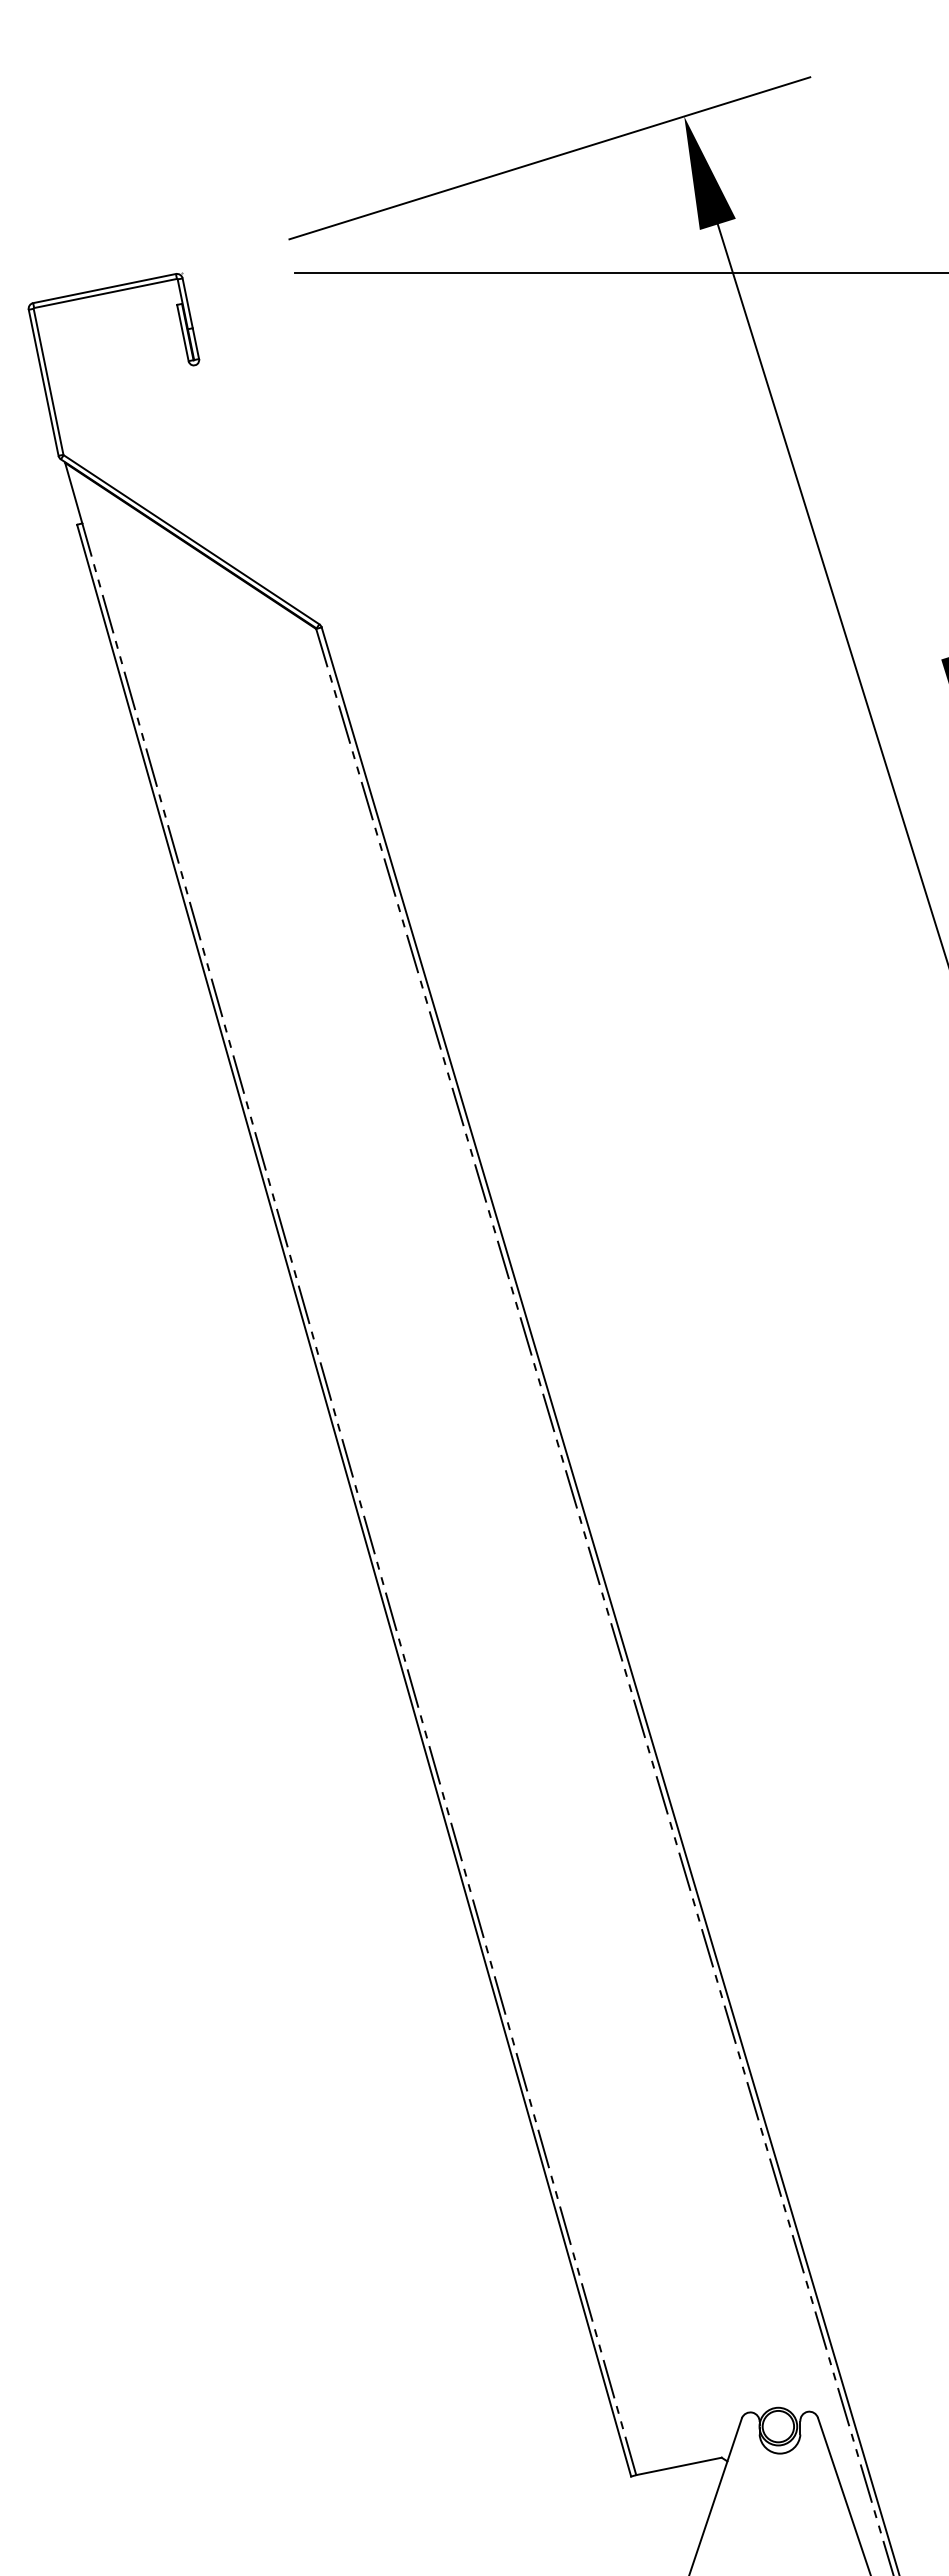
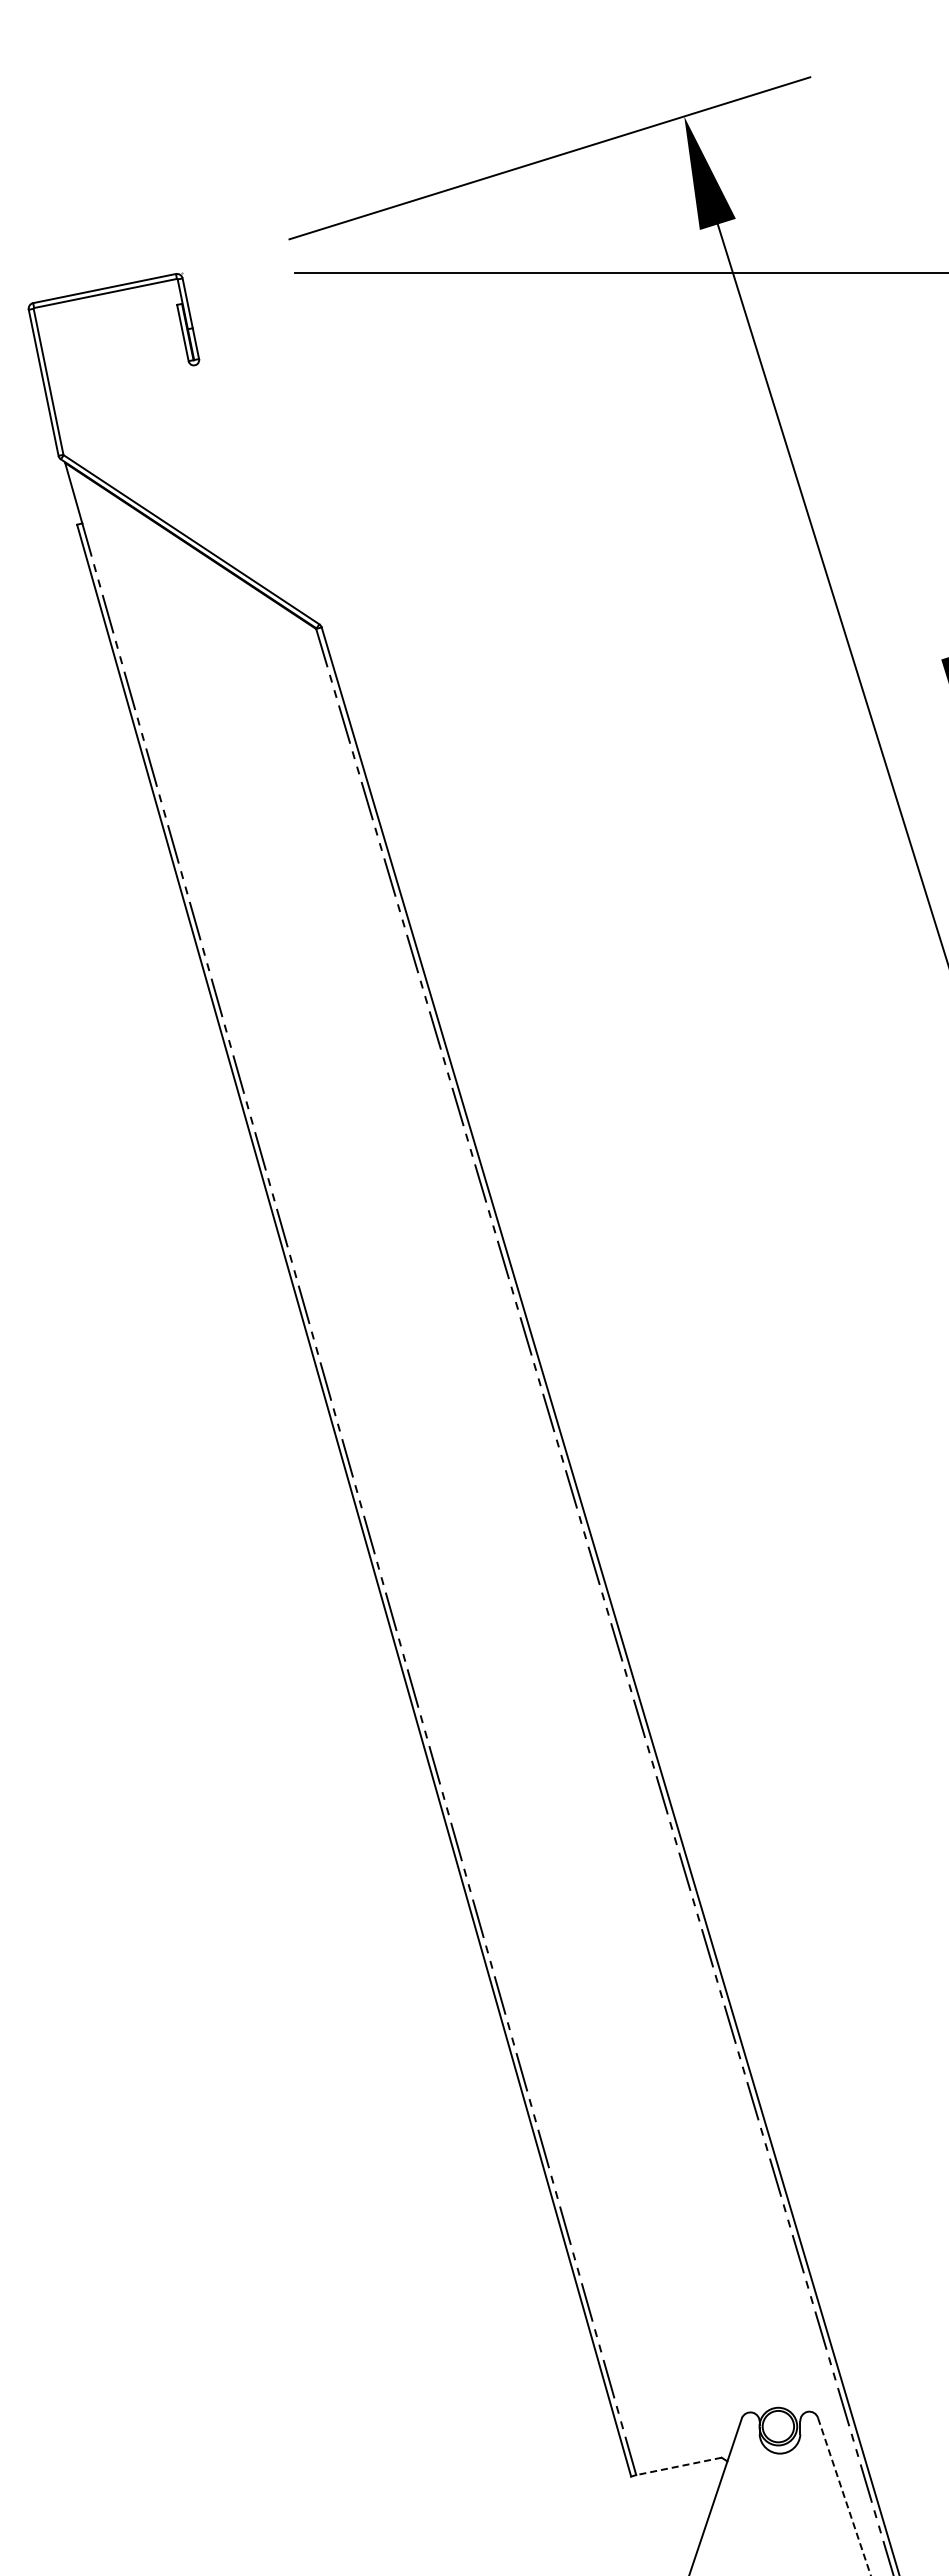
line: solid -> dashed (678, 2466)
line: solid -> dashed (844, 2496)
